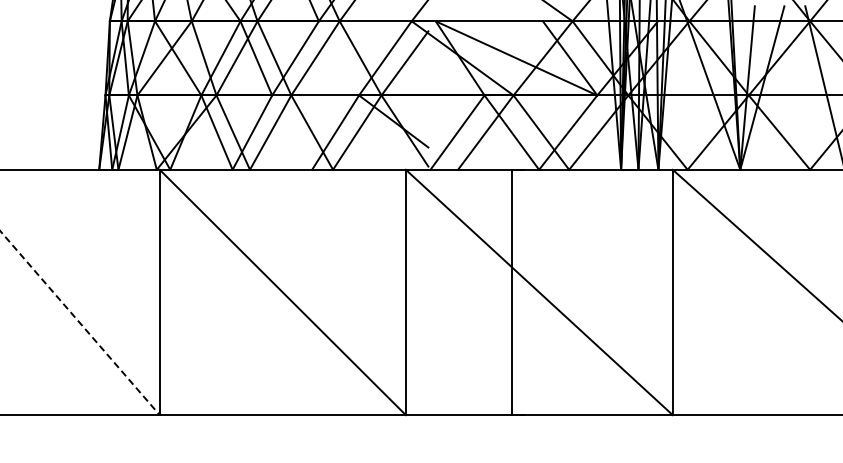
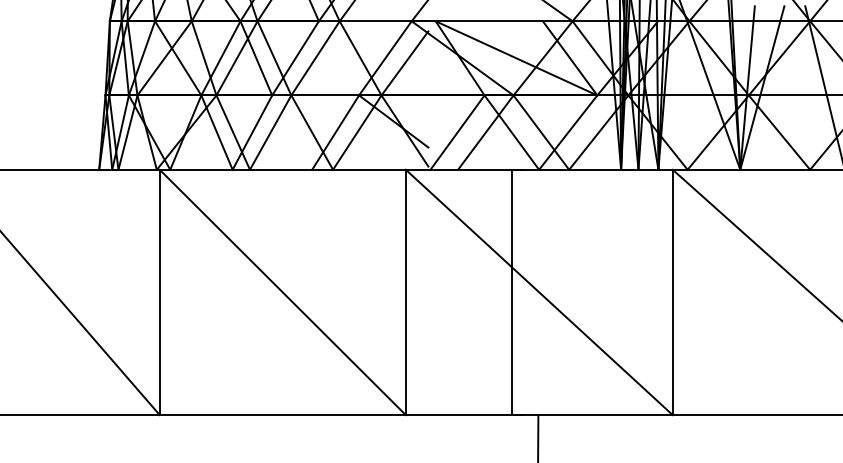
line: dashed -> solid (80, 323)
line: none -> present (538, 437)
